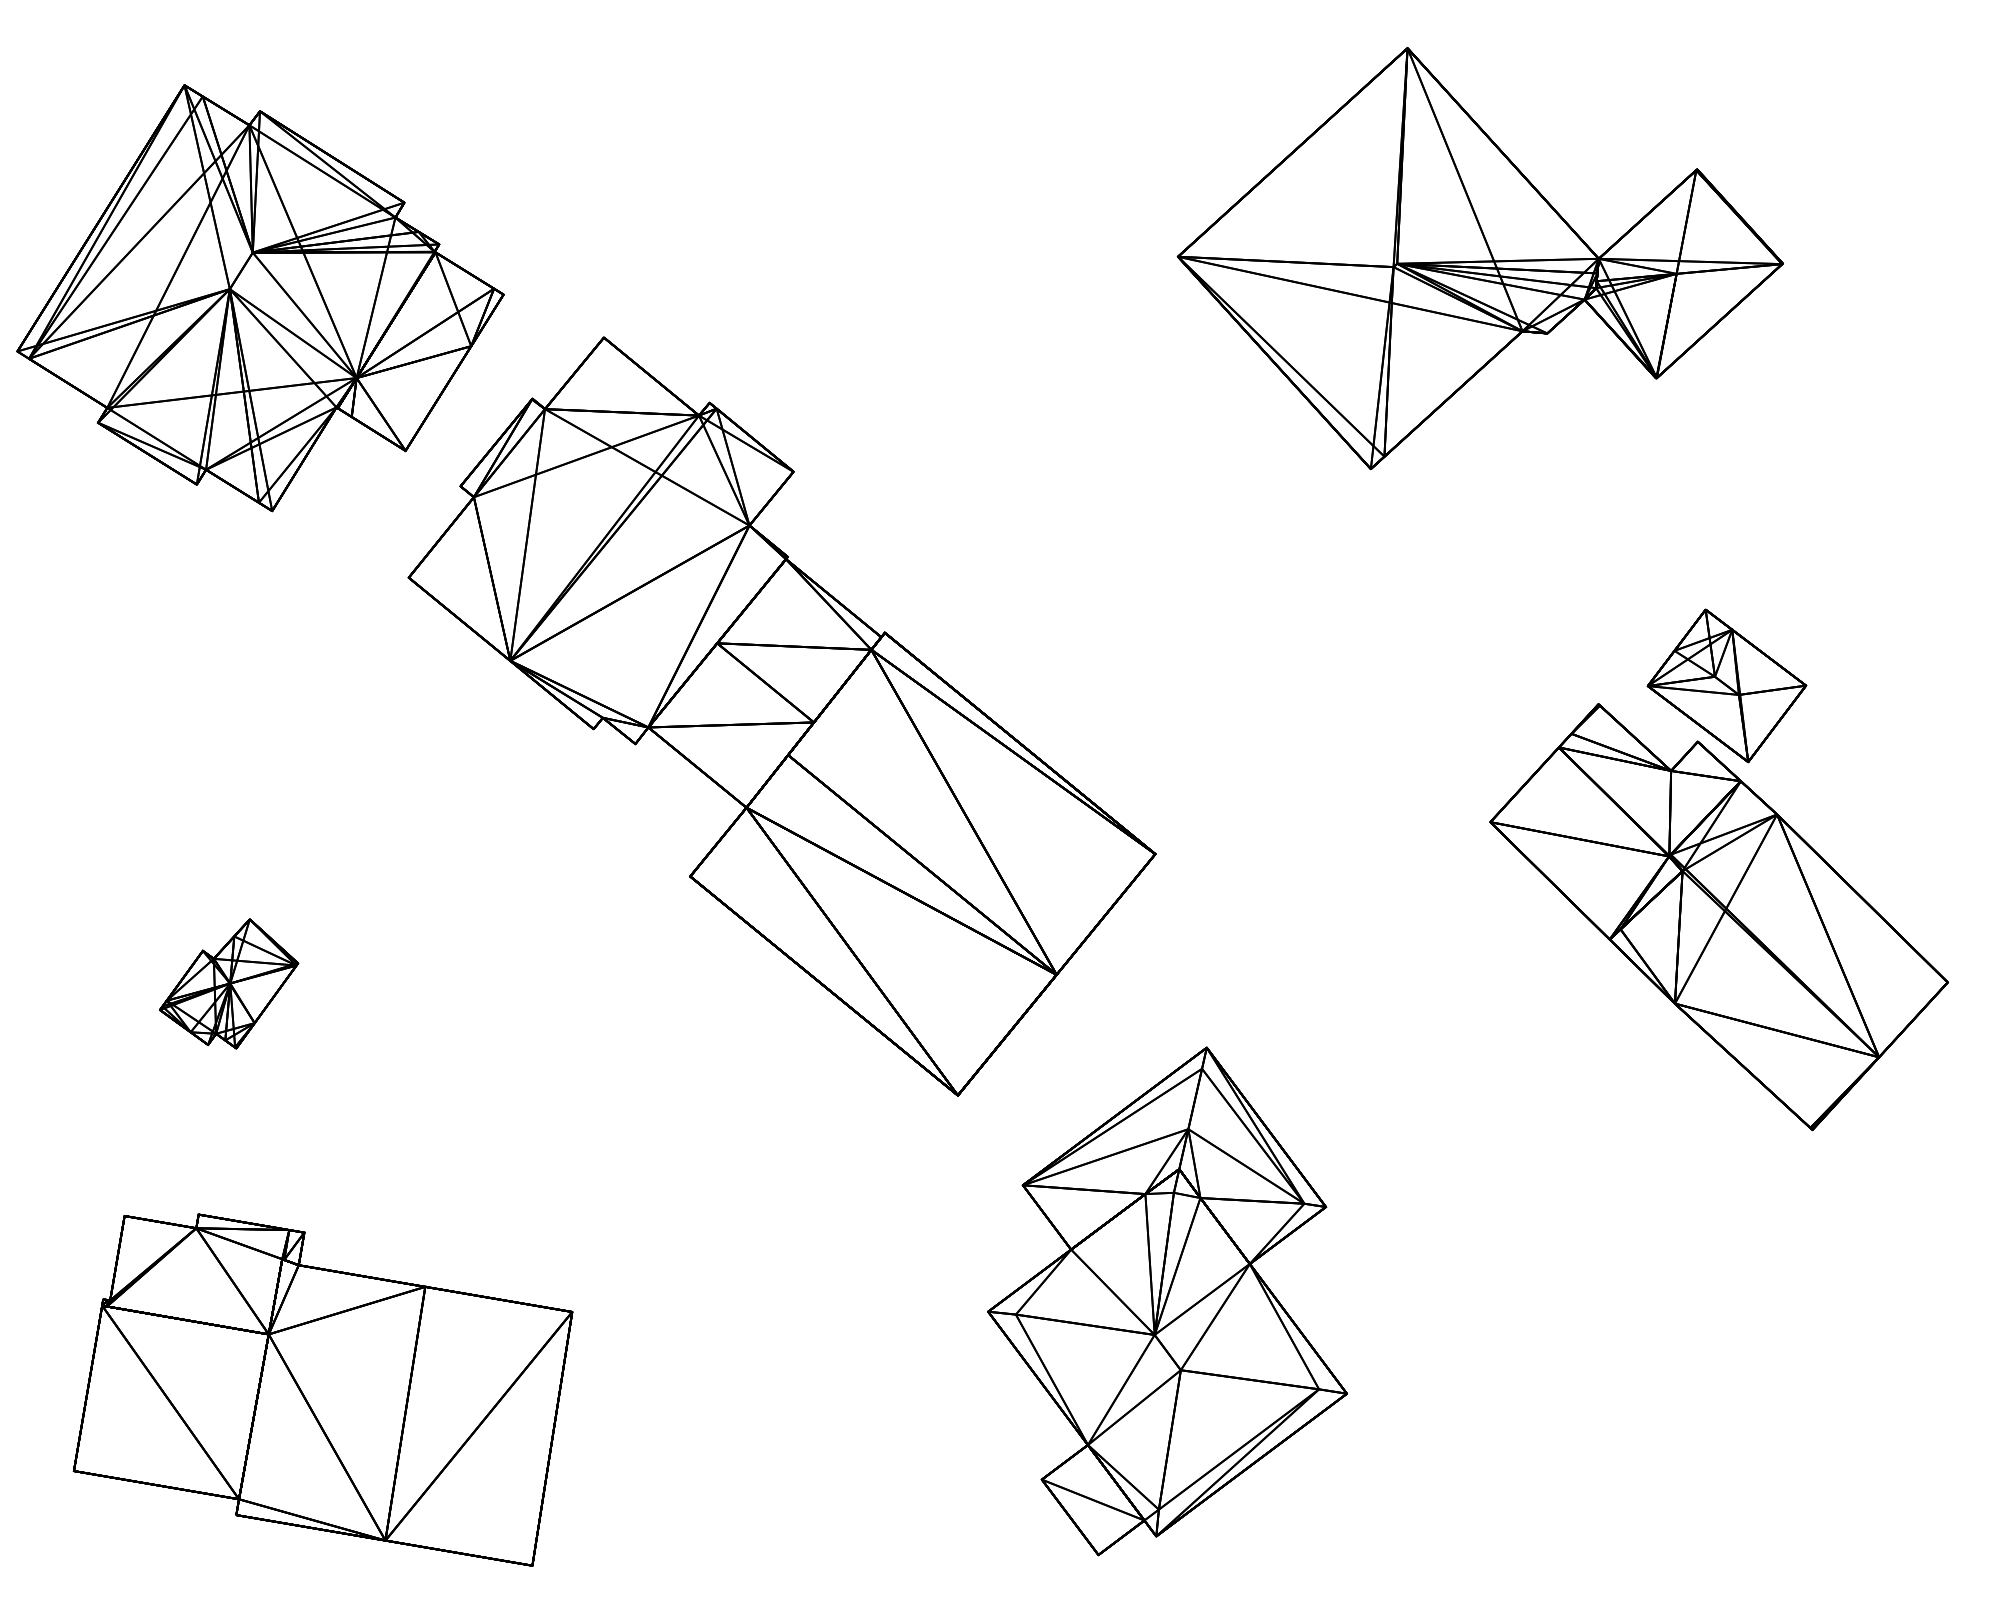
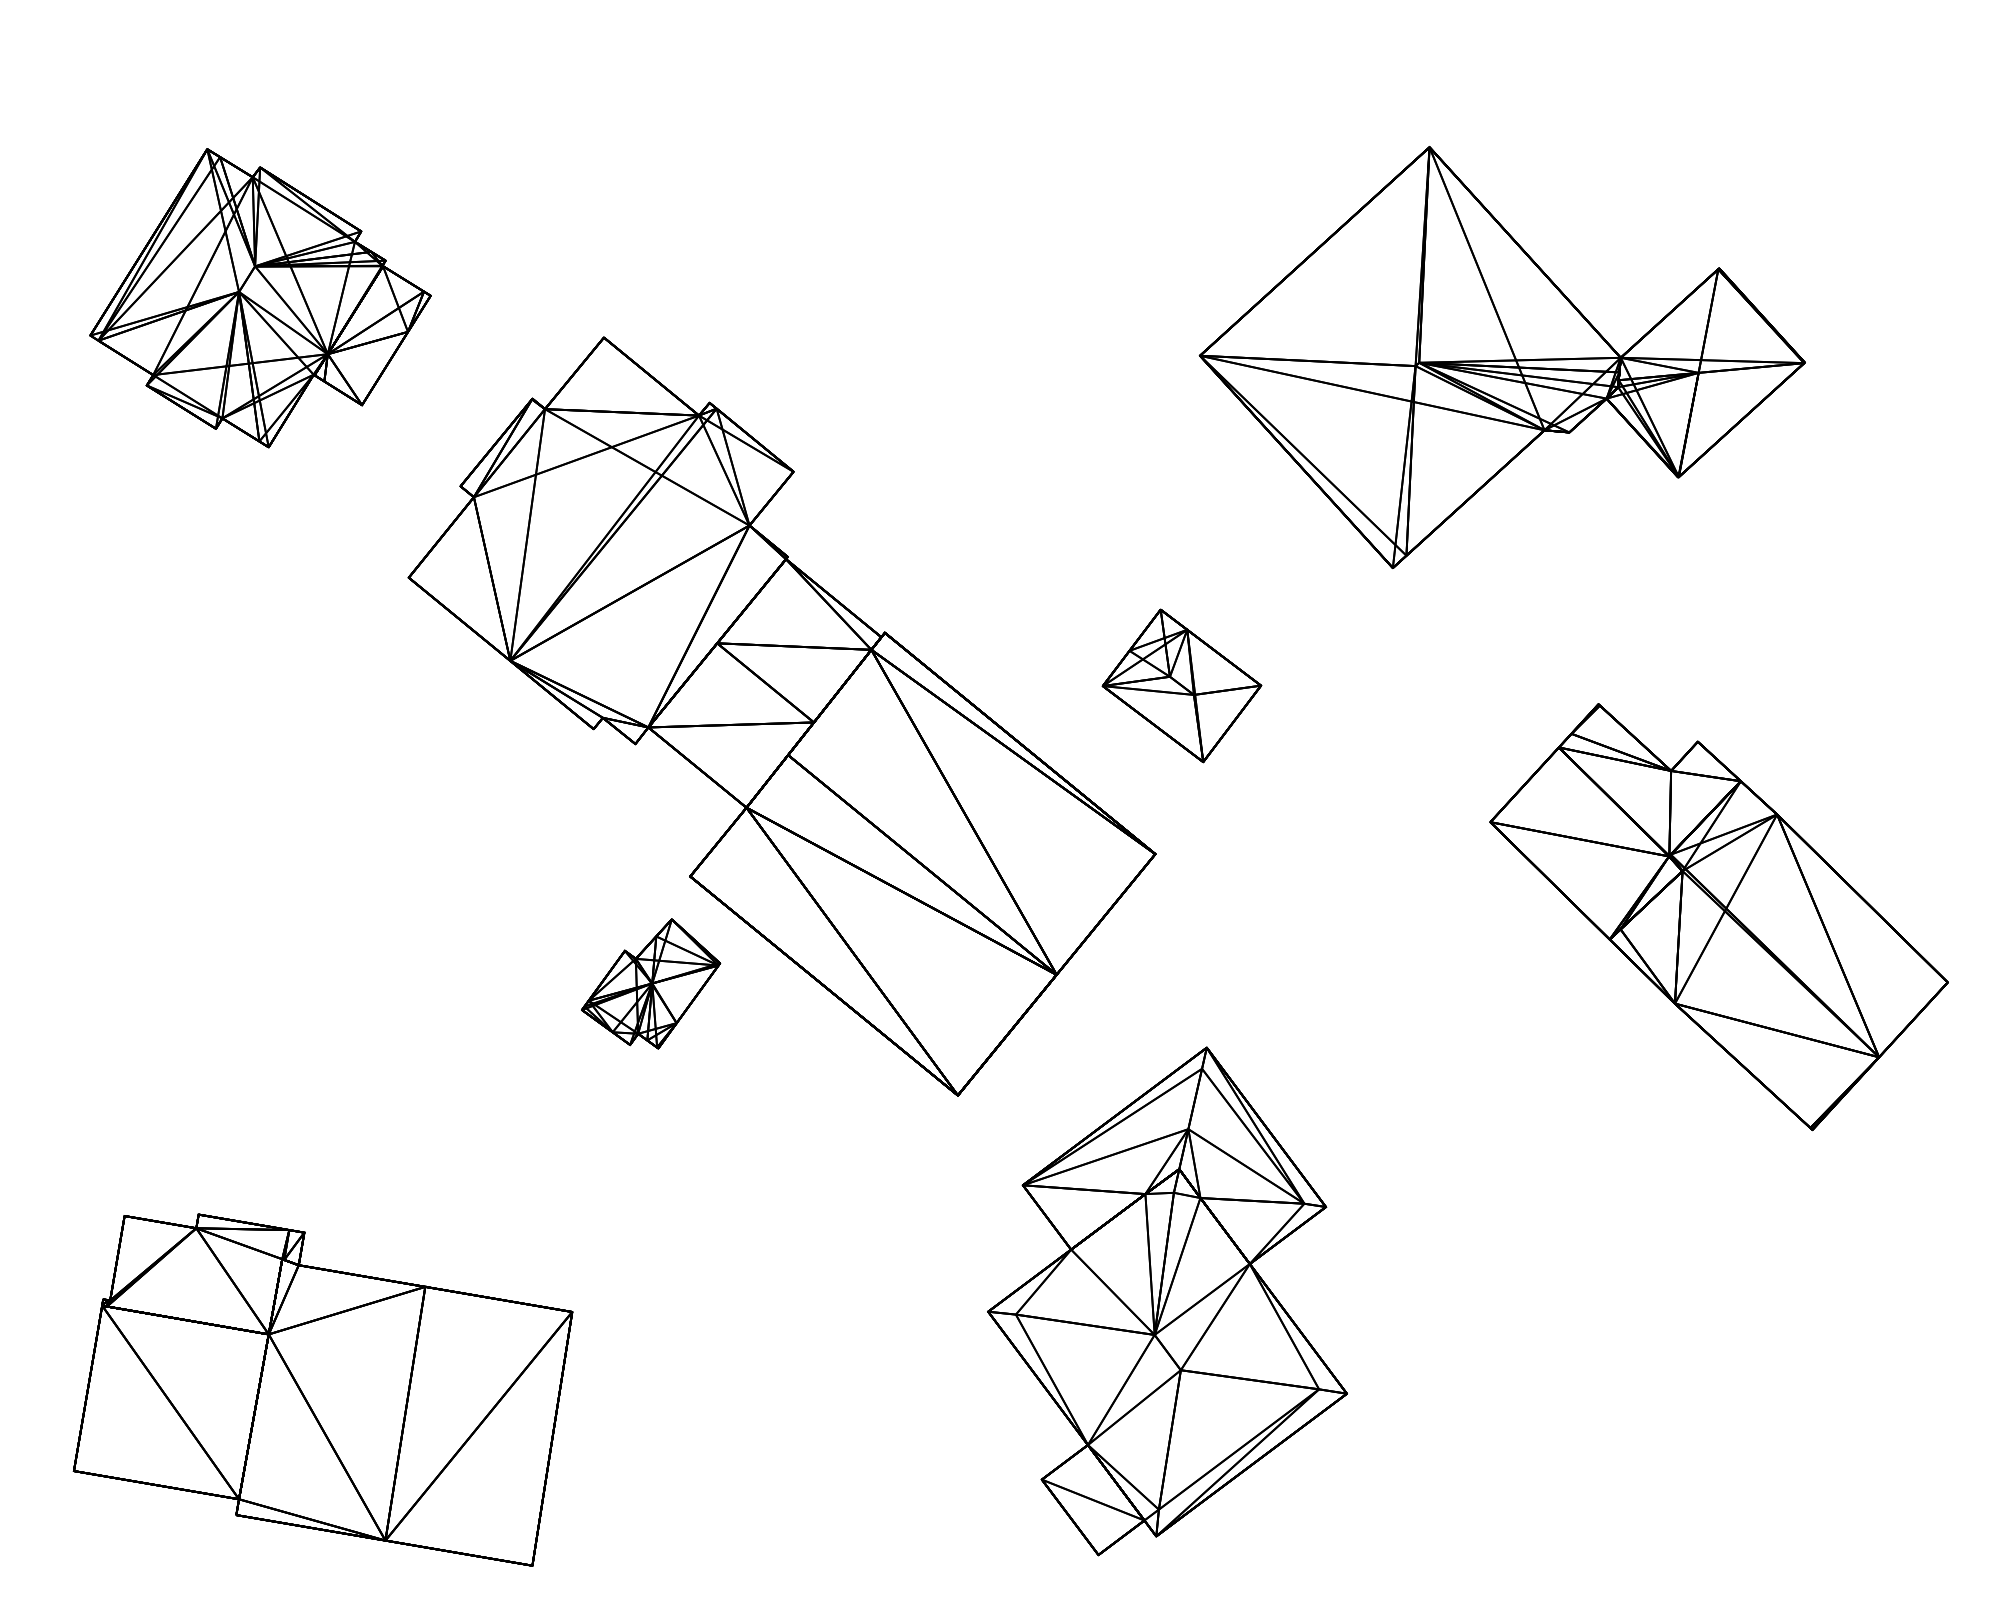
part position: (1479, 258) -> (1501, 357) (1501, 357)
part size: 489x429 px -> 343x301 px (260, 298)
part position: (1726, 685) -> (1181, 685) (1181, 685)
part position: (229, 983) -> (651, 983) (651, 983)
